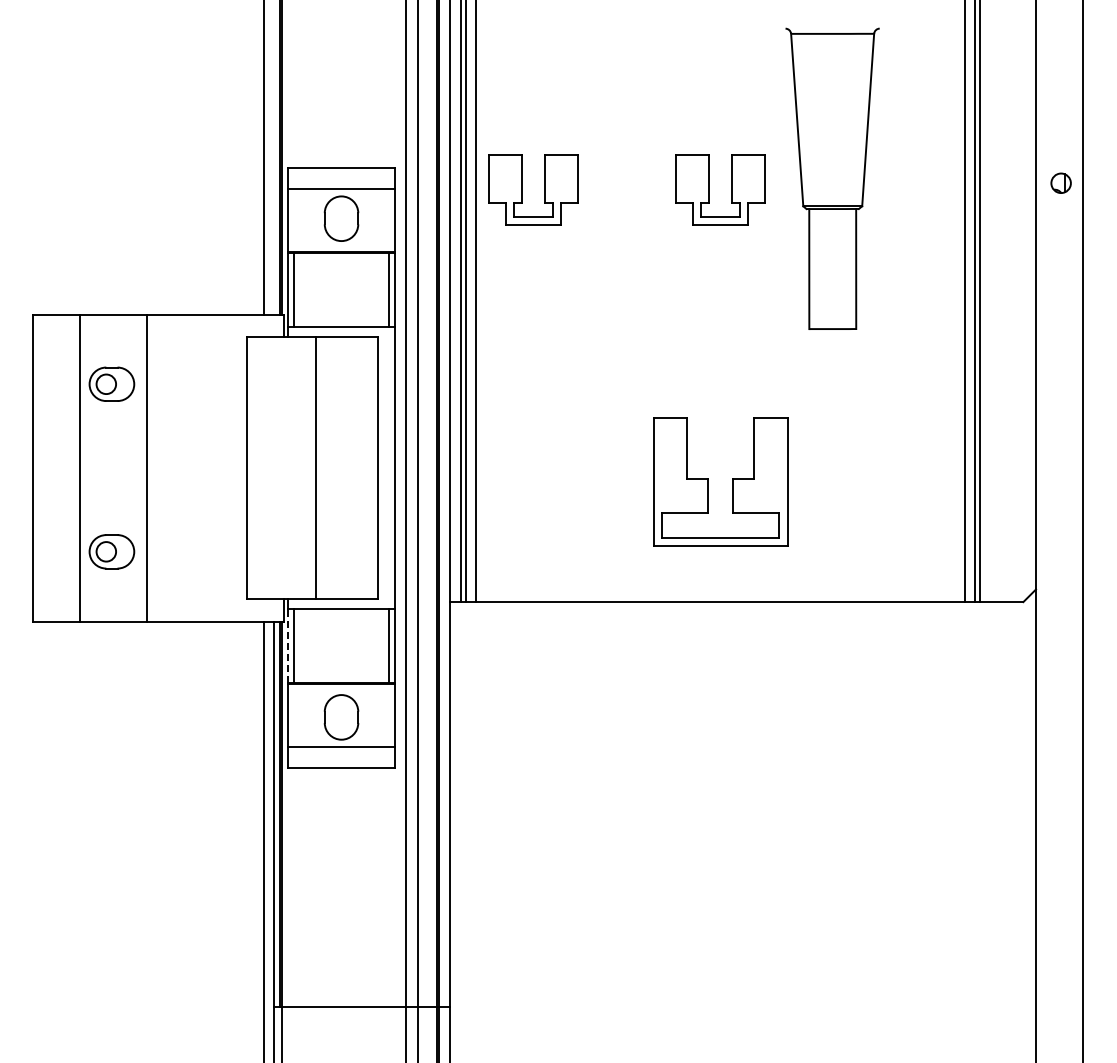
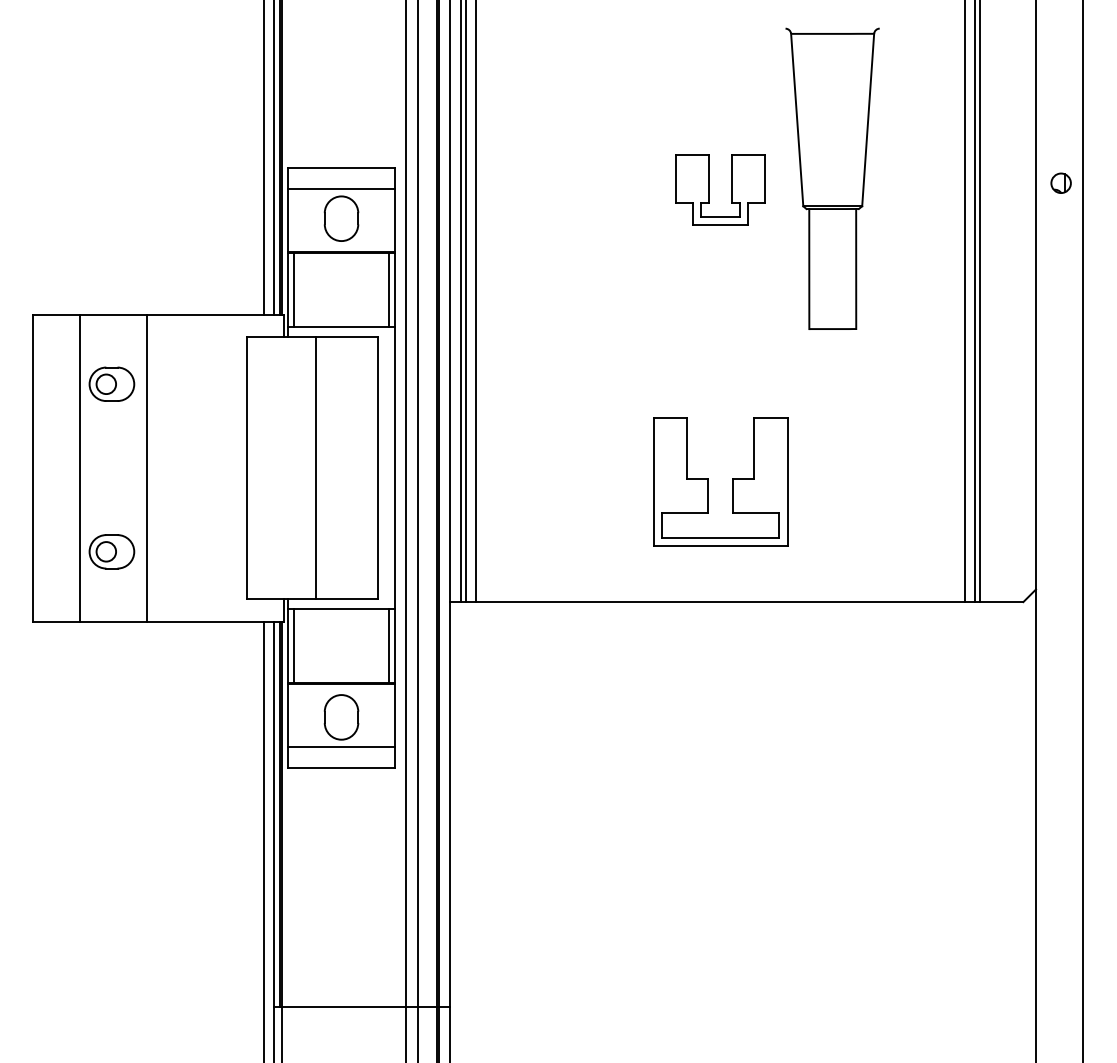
line: none -> present (273, 158)
part: present -> none (522, 189)
line: dashed -> solid (288, 645)
